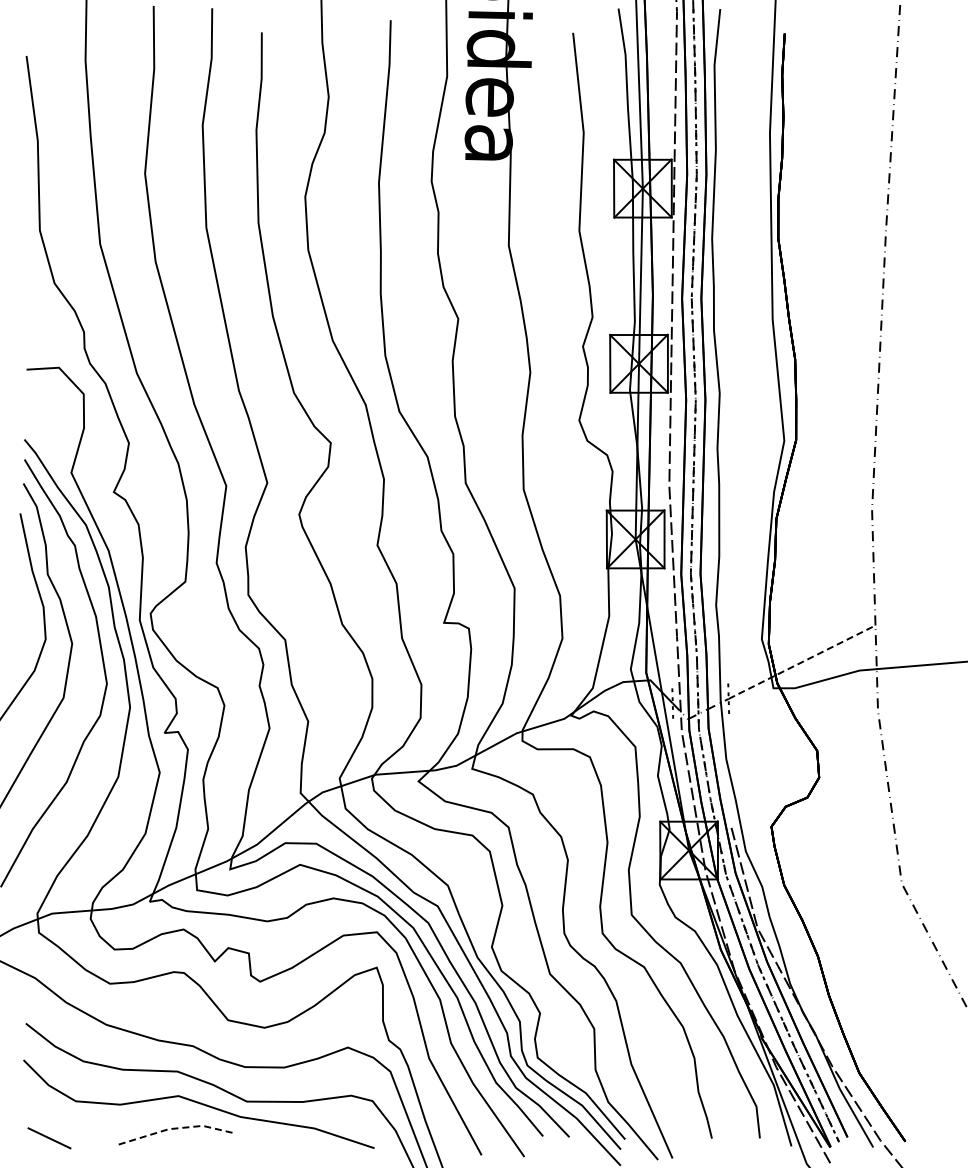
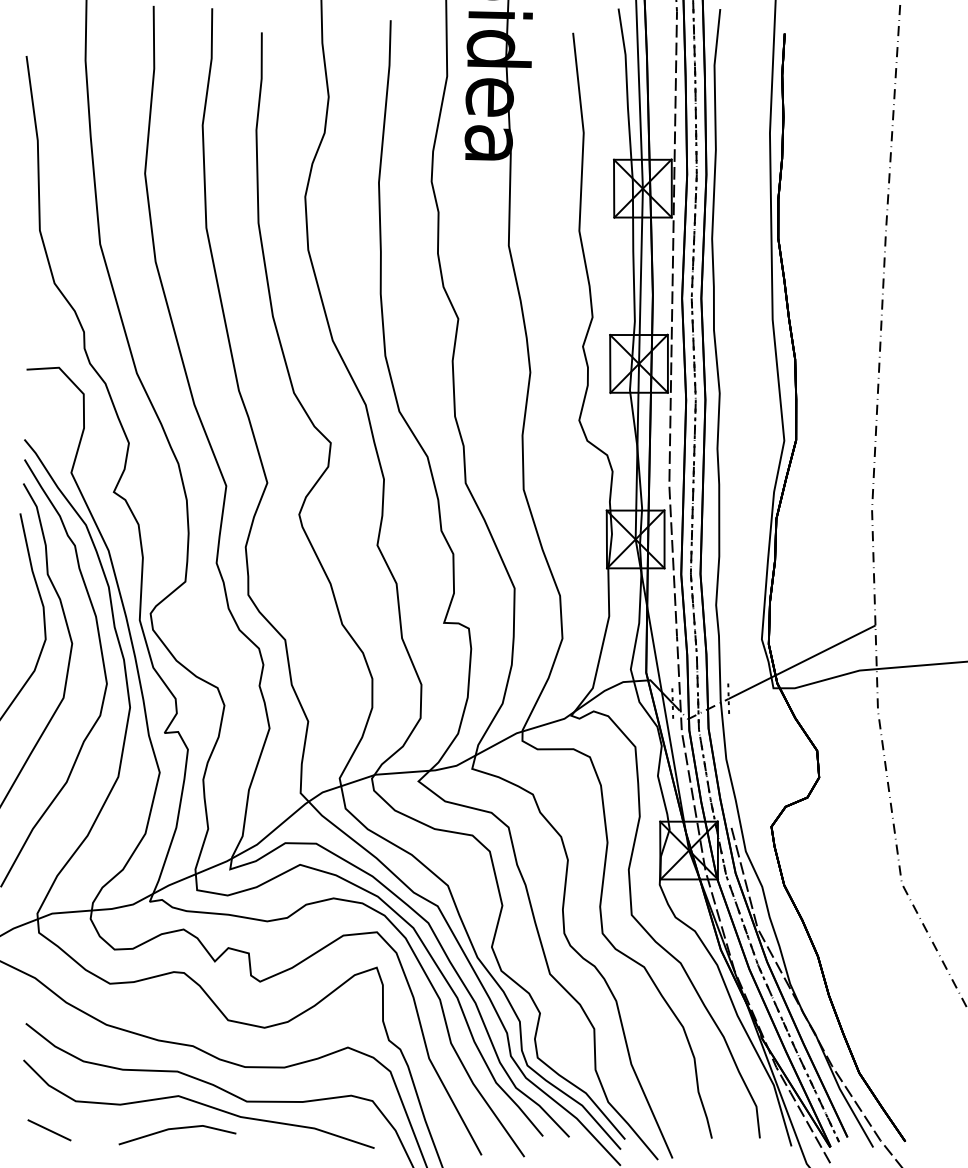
line: dashed -> solid (802, 661)
line: dashed -> solid (177, 1128)
line position: (49, 1138) -> (49, 1130) (49, 1130)
